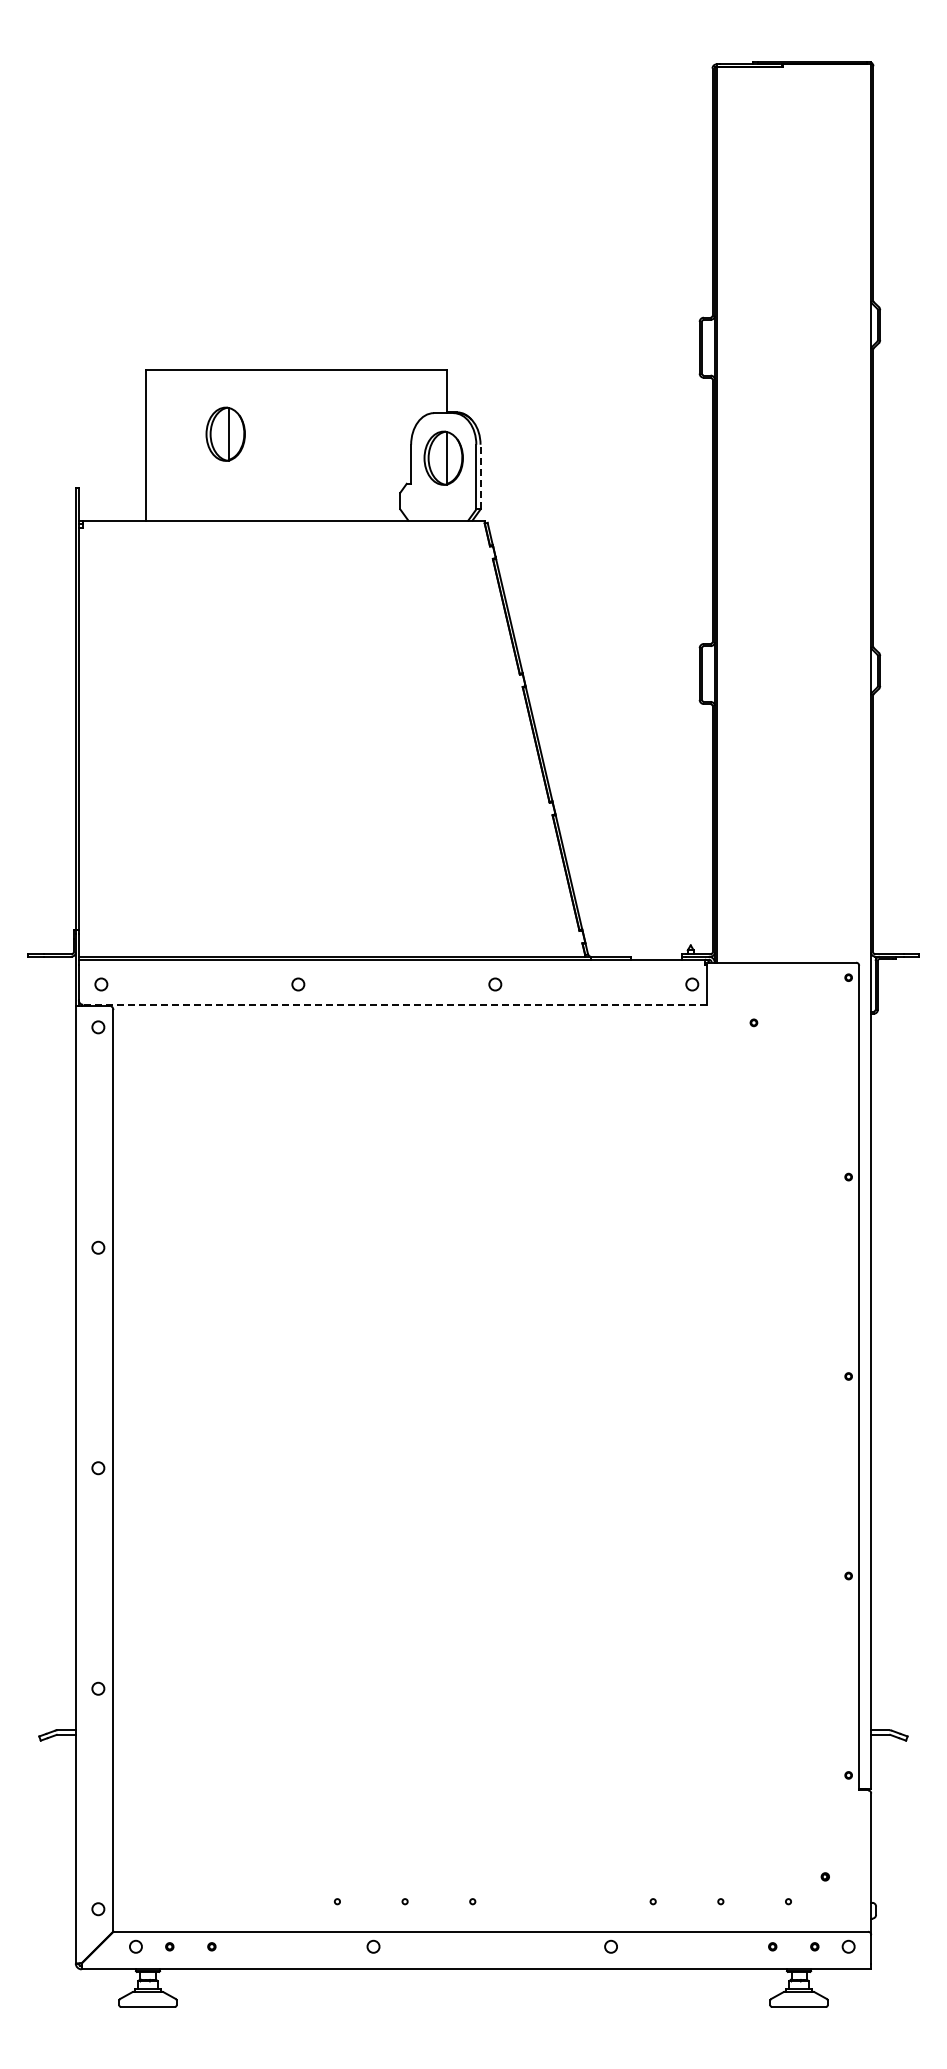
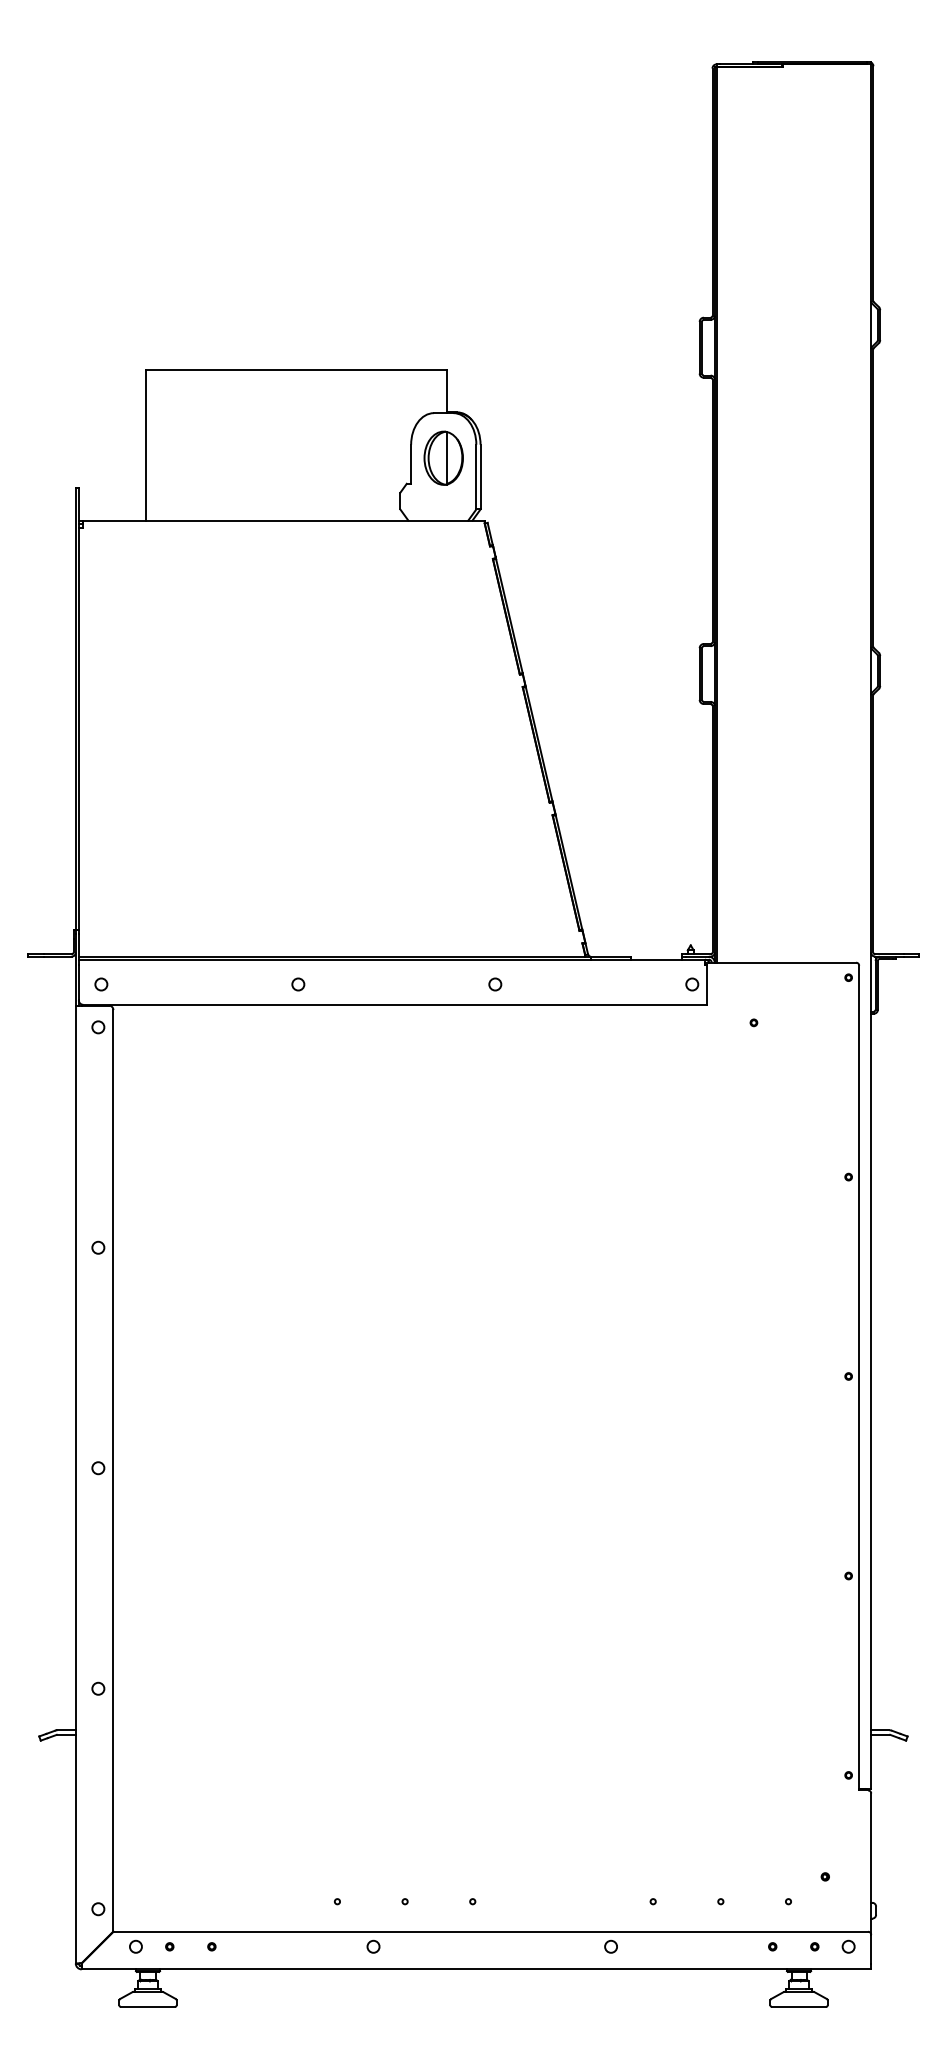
part: present -> none (225, 433)
line: dashed -> solid (480, 476)
line: dashed -> solid (395, 1004)
